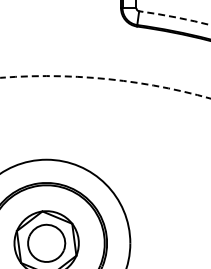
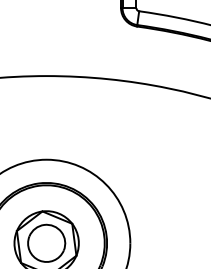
arc: dashed -> solid (175, 17)
arc: dashed -> solid (106, 79)
